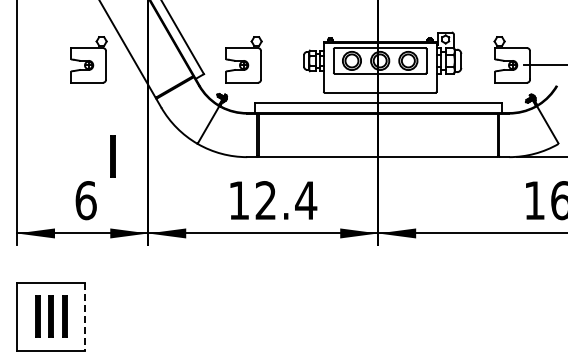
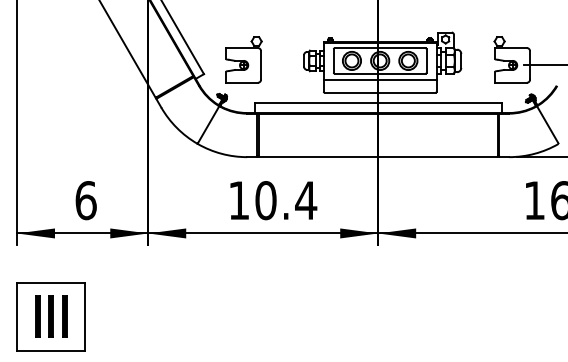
part: present -> none (88, 59)
line: none -> present (379, 79)
part: present -> none (112, 156)
text: 12.4 -> 10.4 (265, 200)
line: dashed -> solid (85, 317)
